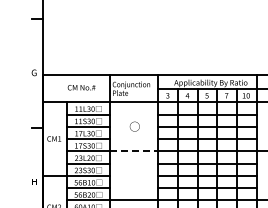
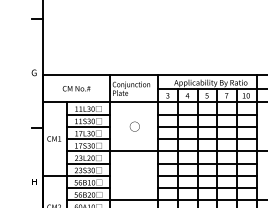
text position: (81, 87) -> (76, 88) (76, 88)
line: dashed -> solid (134, 151)
